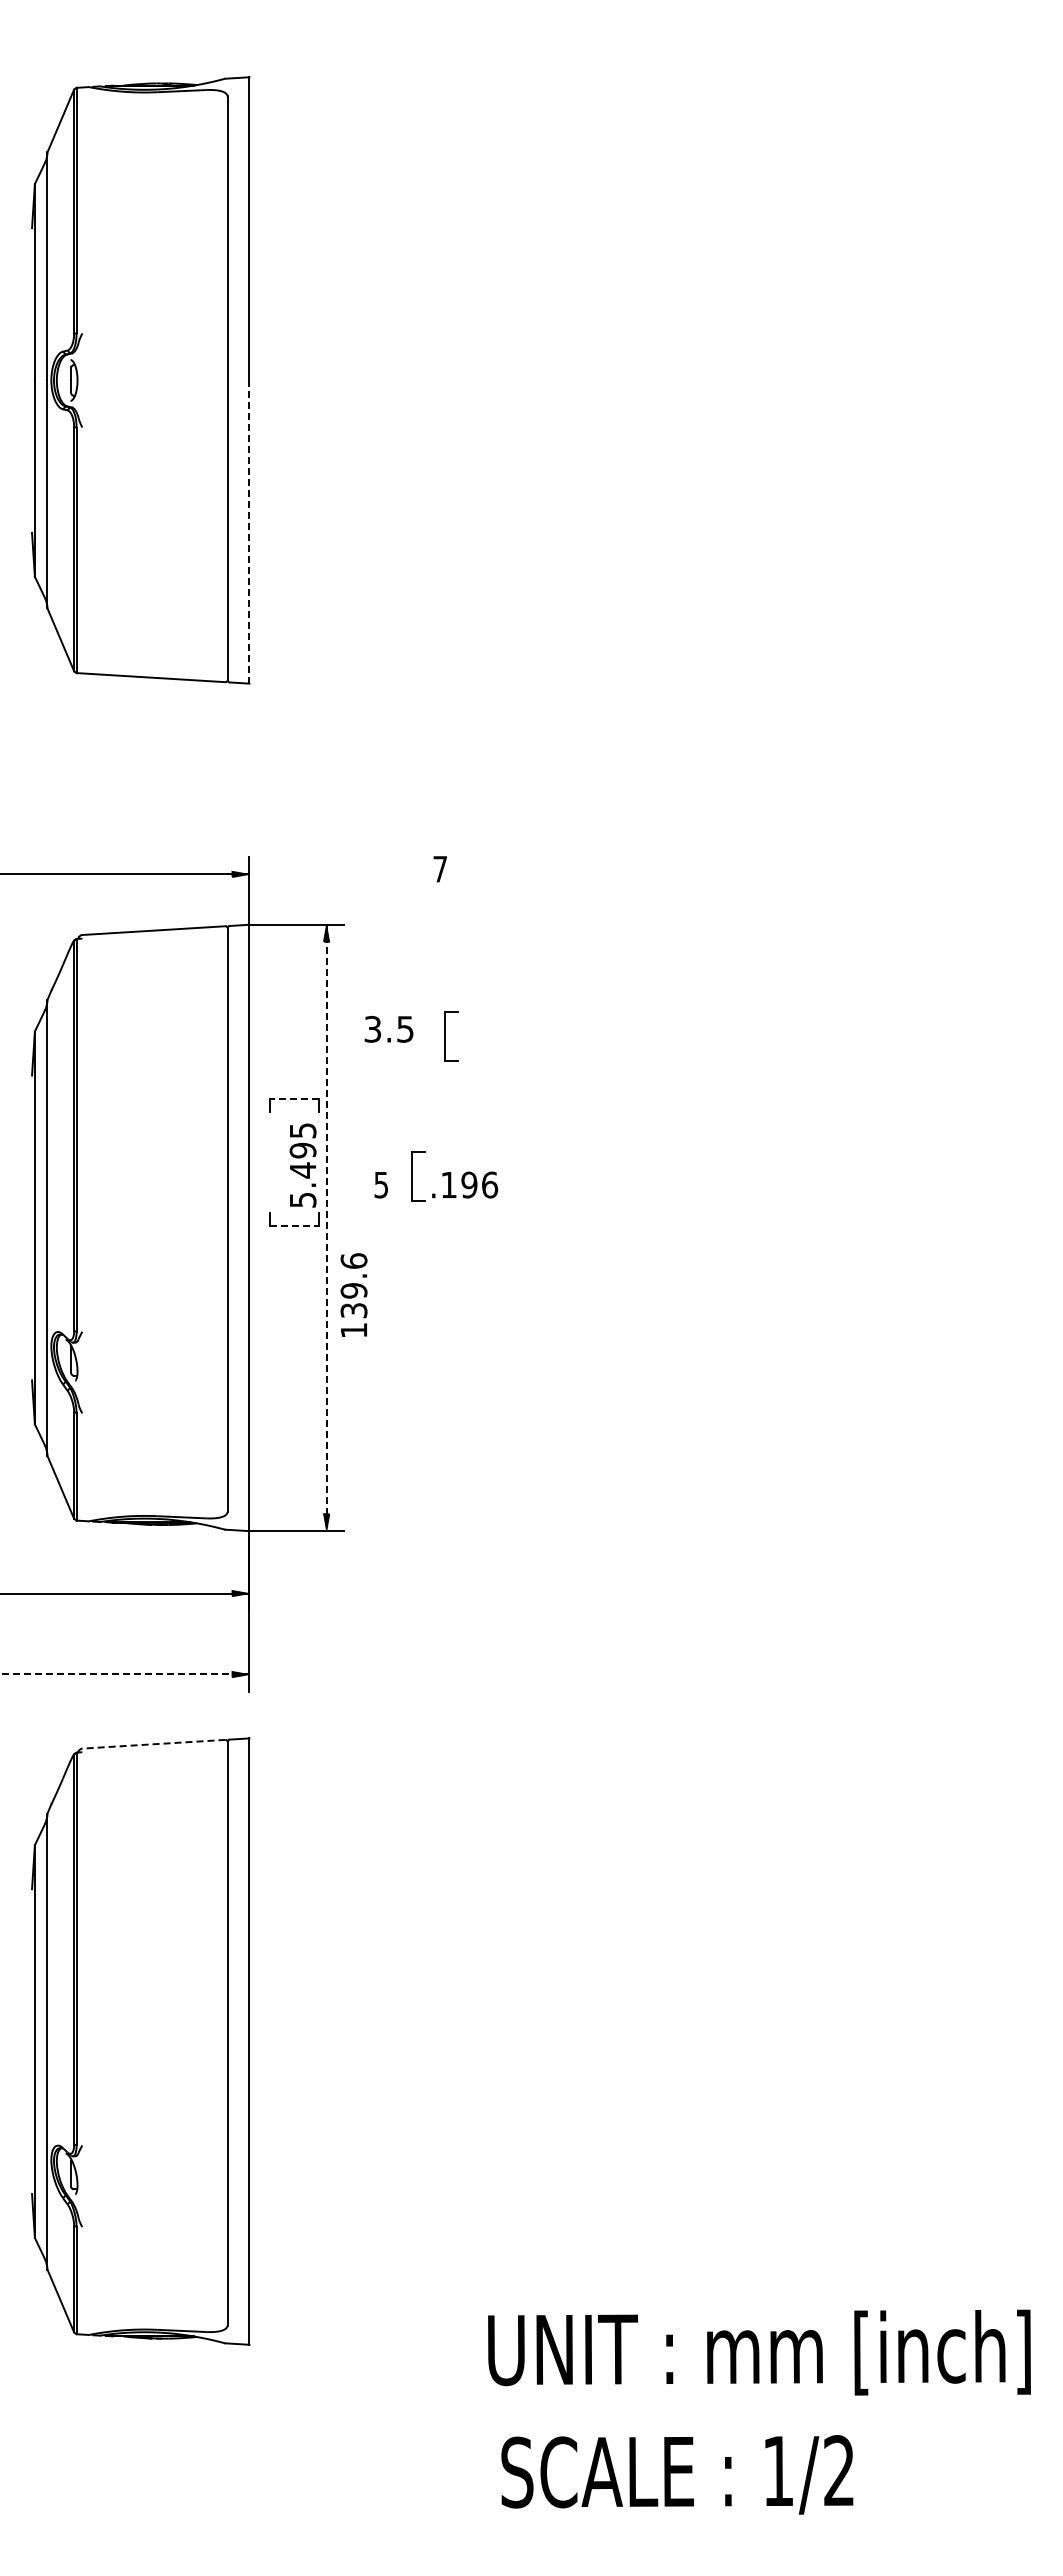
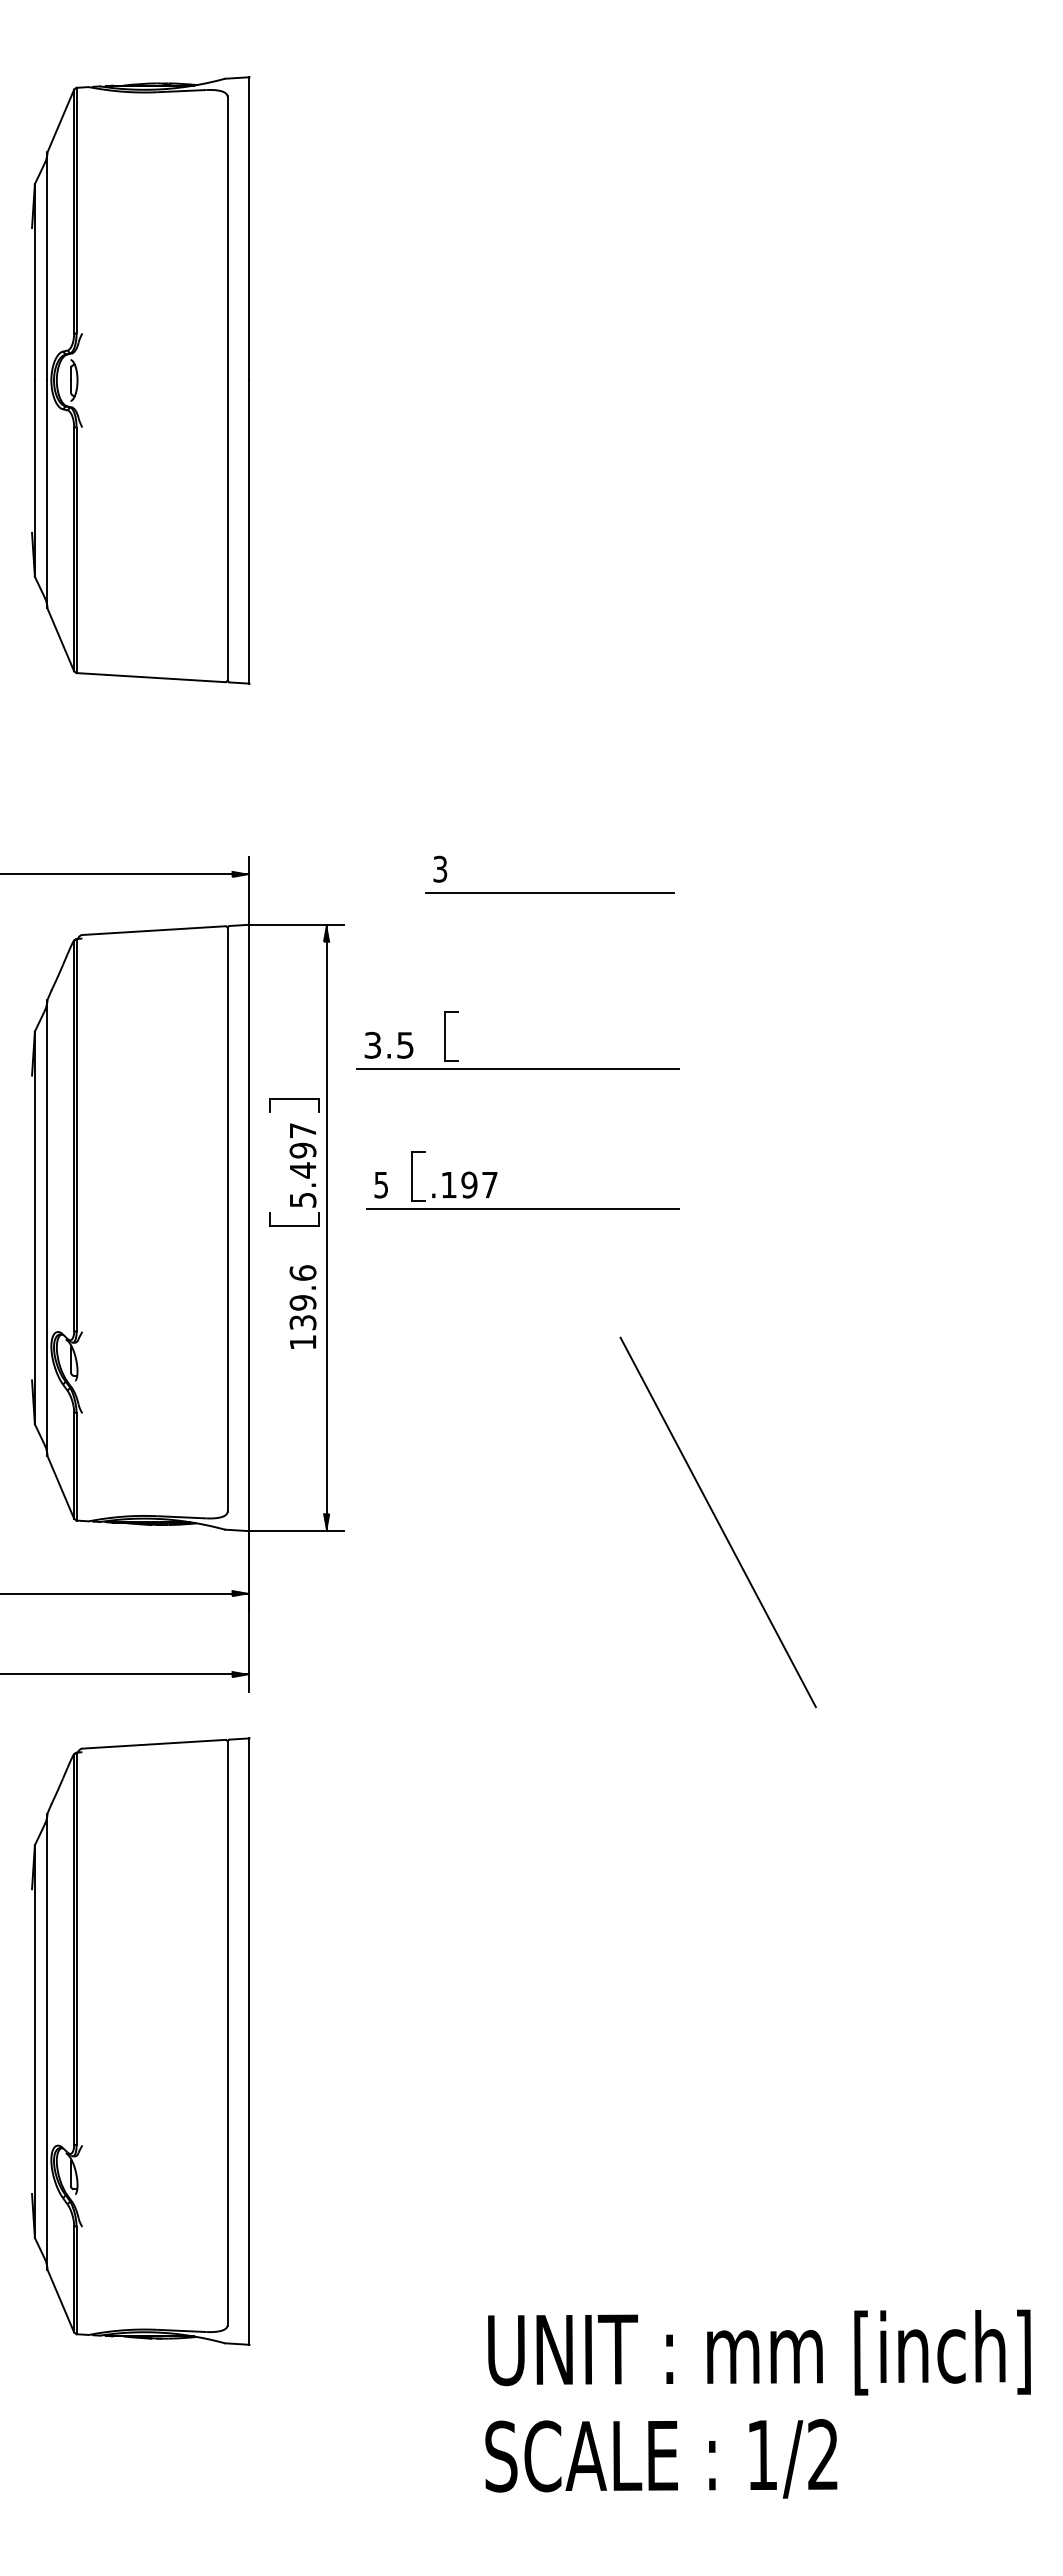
line: dashed -> solid (249, 532)
text: 7 -> 3 (440, 868)
line: none -> present (550, 892)
text position: (388, 1029) -> (388, 1045) (388, 1045)
line: none -> present (517, 1068)
line: dashed -> solid (293, 1098)
text: 5.495 -> 5.497 (303, 1130)
text: .196 -> .197 (490, 1184)
line: none -> present (522, 1208)
line: dashed -> solid (294, 1226)
line: dashed -> solid (326, 1228)
text position: (353, 1294) -> (302, 1306) (302, 1306)
line: none -> present (717, 1522)
line: dashed -> solid (125, 1674)
line: dashed -> solid (153, 1744)
text position: (677, 2474) -> (661, 2458) (661, 2458)
